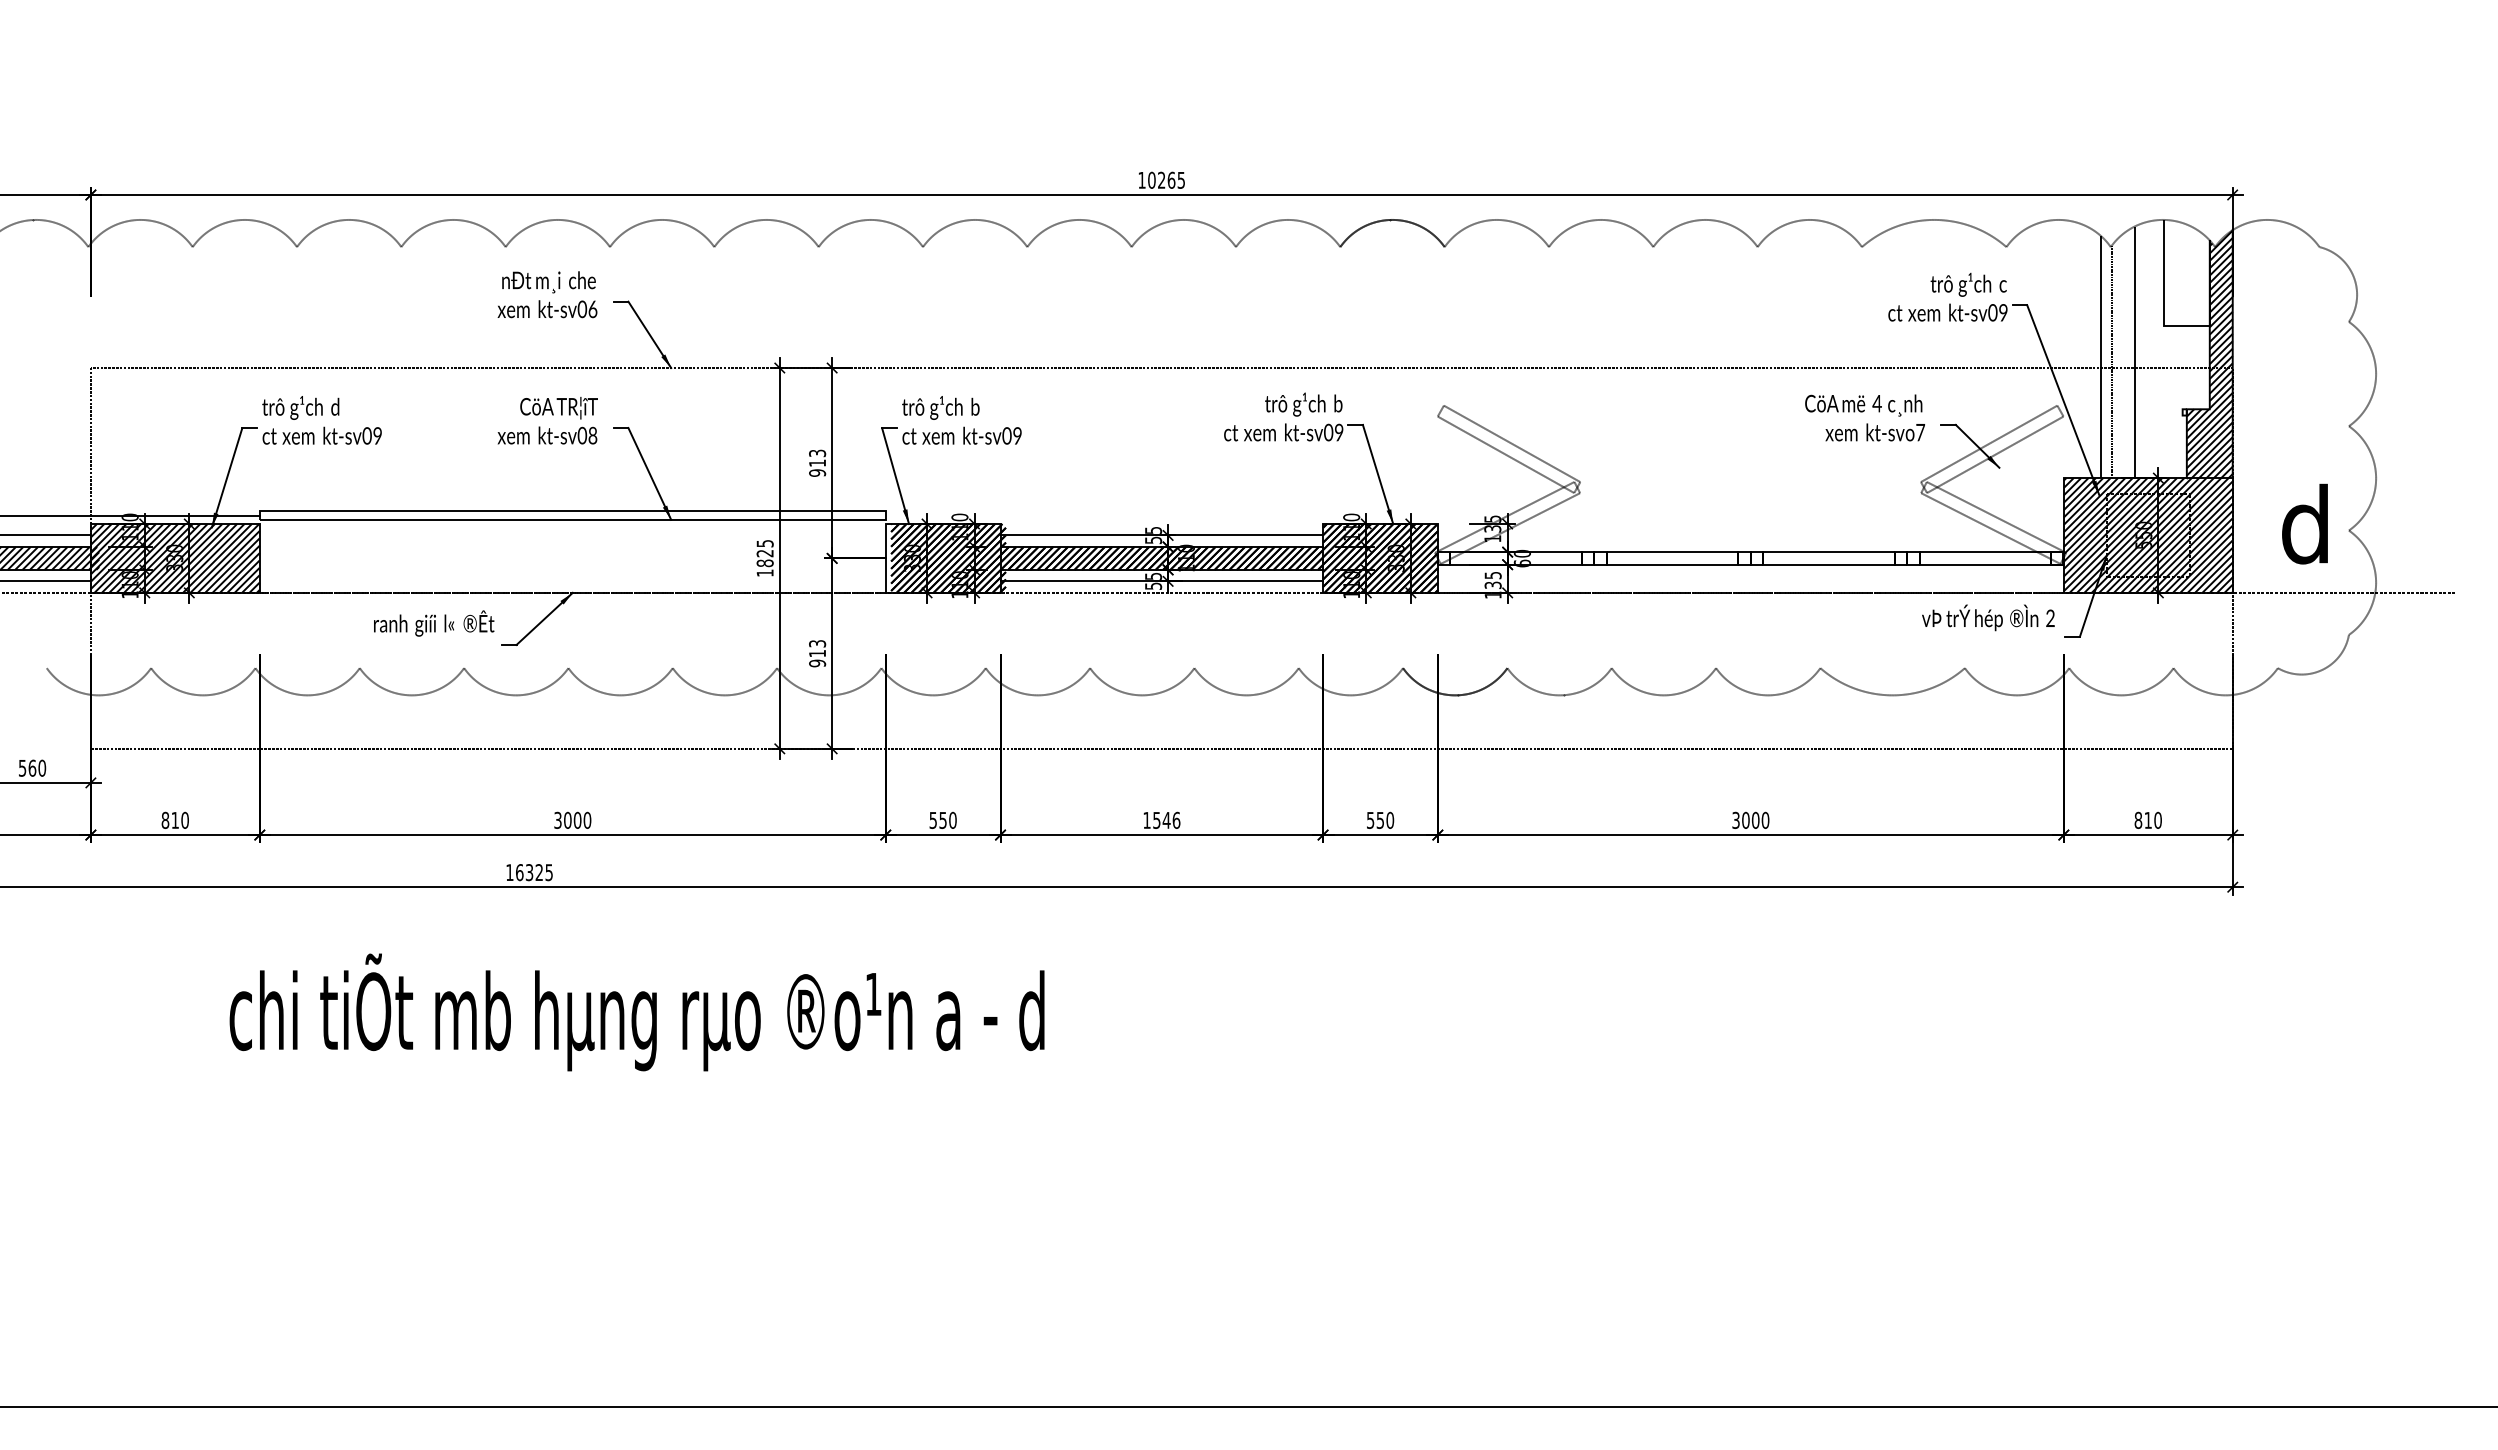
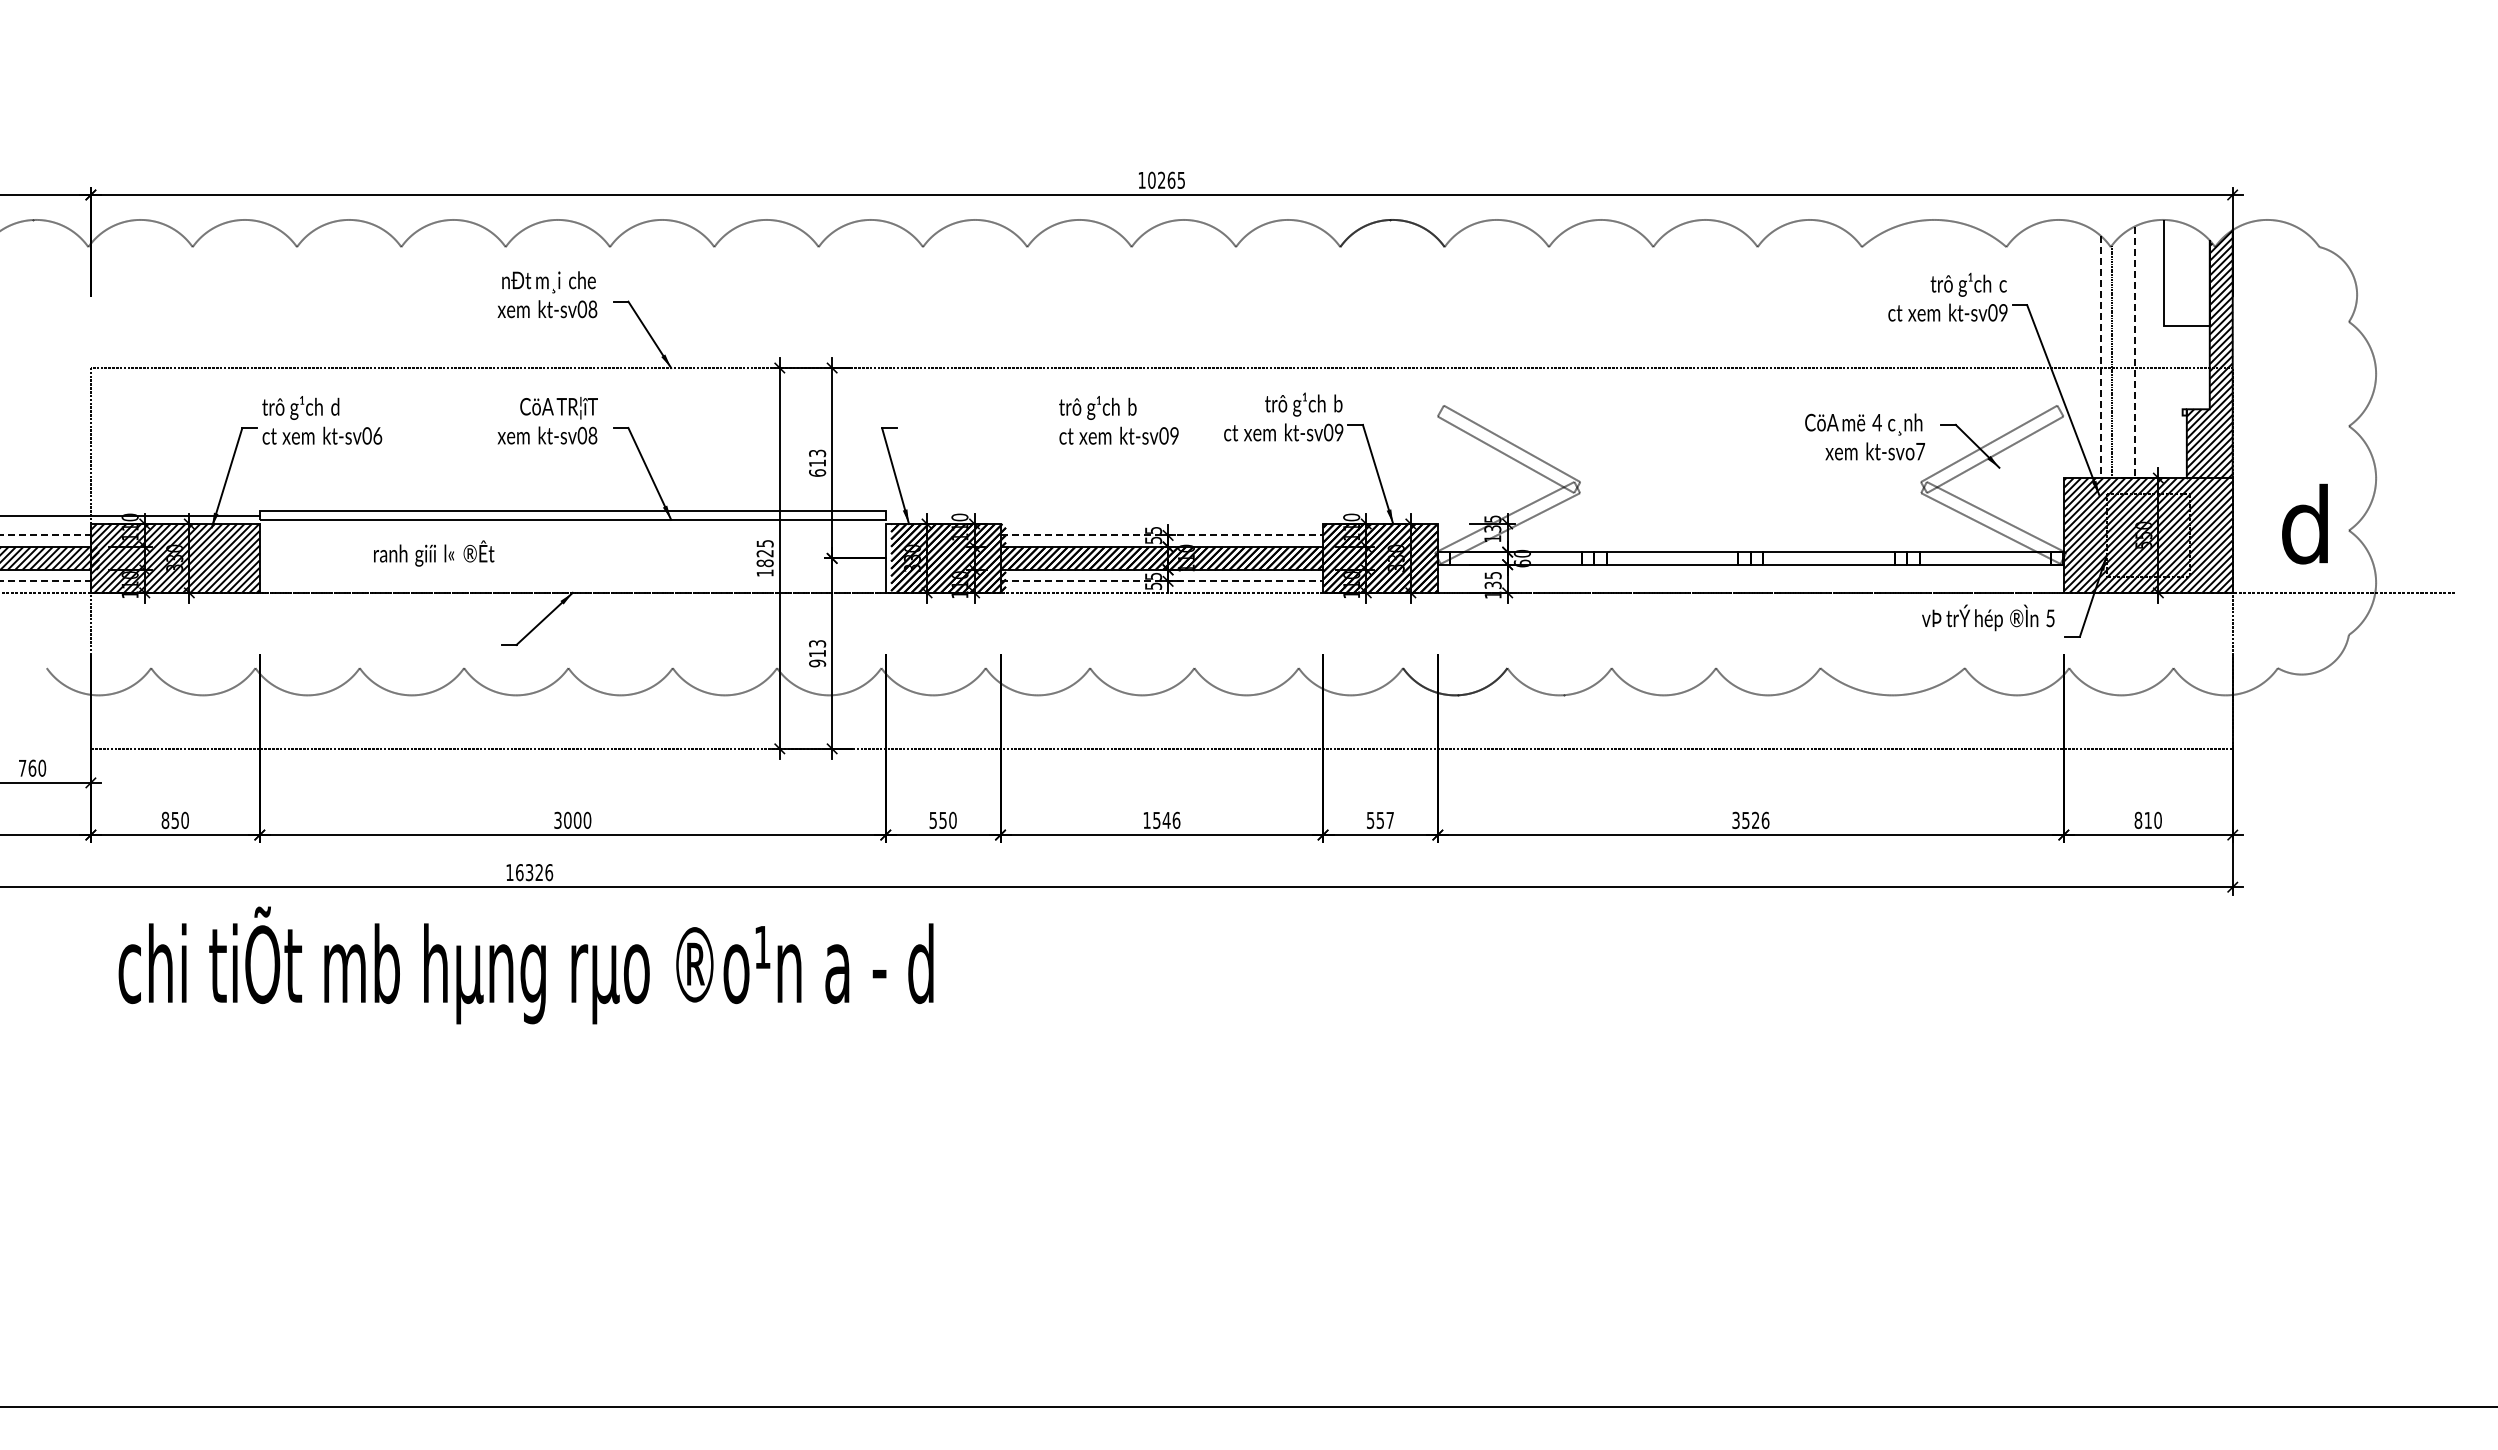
text: kt-sv06 -> kt-sv08 (592, 308)
line: solid -> dashed (2134, 352)
line: solid -> dashed (2101, 357)
text position: (1864, 417) -> (1864, 436) (1864, 436)
text position: (961, 420) -> (1118, 420) (1118, 420)
text: kt-sv09 -> kt-sv06 (377, 435)
text: 913 -> 613 (817, 472)
line: solid -> dashed (45, 535)
line: solid -> dashed (1162, 535)
line: solid -> dashed (45, 581)
line: solid -> dashed (1162, 581)
text: 2 -> 5 (2050, 618)
text position: (434, 623) -> (434, 553) (434, 553)
text: 560 -> 760 (22, 768)
text: 550 -> 557 (1390, 819)
text: 3000 -> 3526 (1755, 819)
text: 810 -> 850 (174, 820)
text: 16325 -> 16326 (549, 872)
text position: (636, 1012) -> (525, 965) (525, 965)
